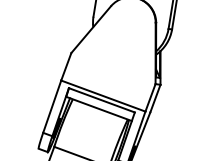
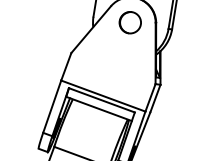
circle: none -> present (129, 22)
